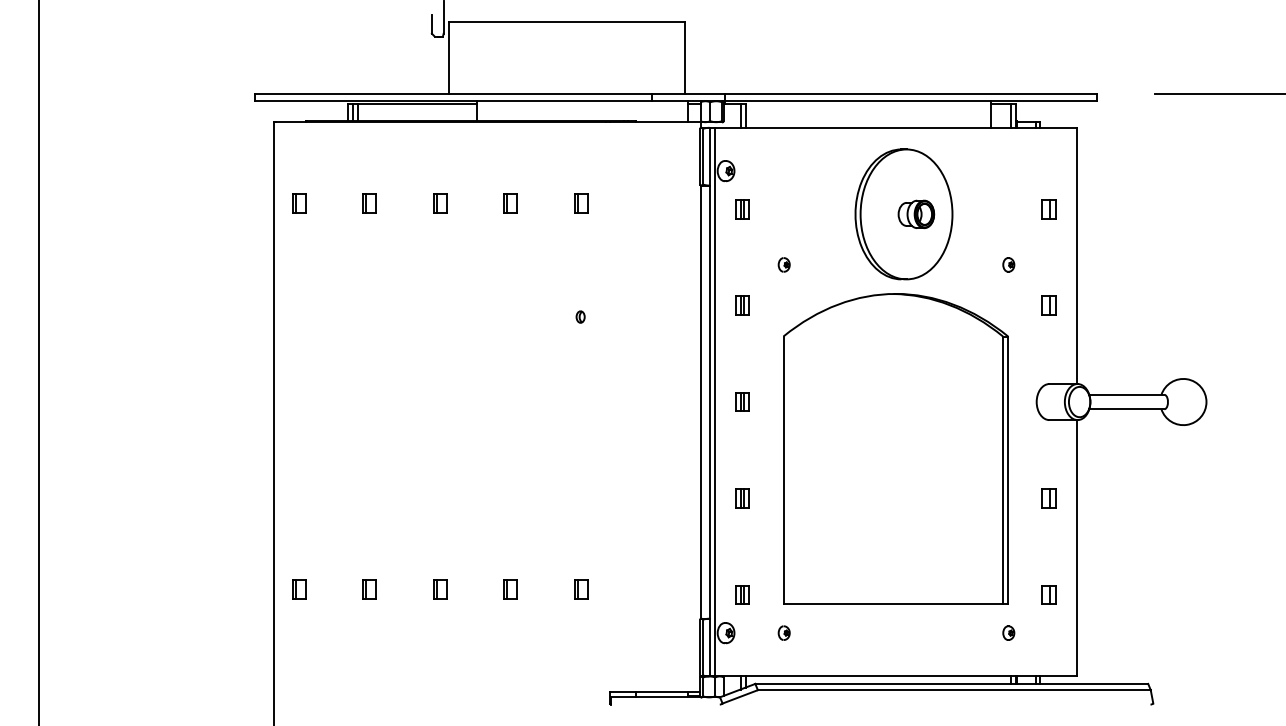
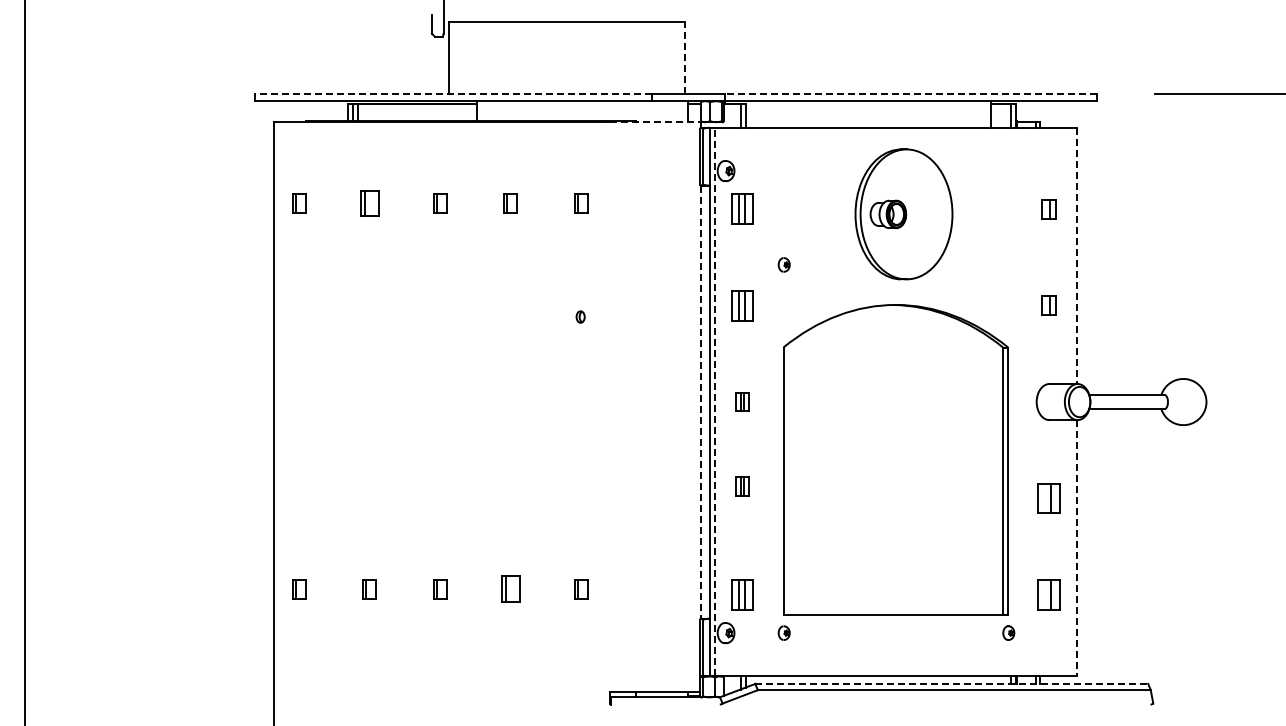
line: solid -> dashed (685, 57)
line: solid -> dashed (453, 94)
line: solid -> dashed (910, 94)
line: solid -> dashed (655, 122)
part size: 15x21 px -> 20x27 px (369, 203)
part size: 15x21 px -> 23x32 px (742, 208)
part position: (916, 213) -> (888, 213) (888, 213)
line: solid -> dashed (1077, 256)
part: present -> none (1008, 264)
part size: 15x21 px -> 23x32 px (742, 305)
line position: (38, 362) -> (24, 362) (24, 362)
line: solid -> dashed (714, 401)
line: solid -> dashed (701, 402)
part position: (895, 448) -> (895, 459) (895, 459)
part position: (742, 498) -> (742, 486) (742, 486)
part size: 16x21 px -> 24x31 px (1048, 498)
line: solid -> dashed (1077, 548)
part size: 15x21 px -> 20x28 px (510, 588)
part size: 15x20 px -> 23x32 px (742, 594)
part size: 16x20 px -> 24x32 px (1048, 594)
line: solid -> dashed (952, 683)
